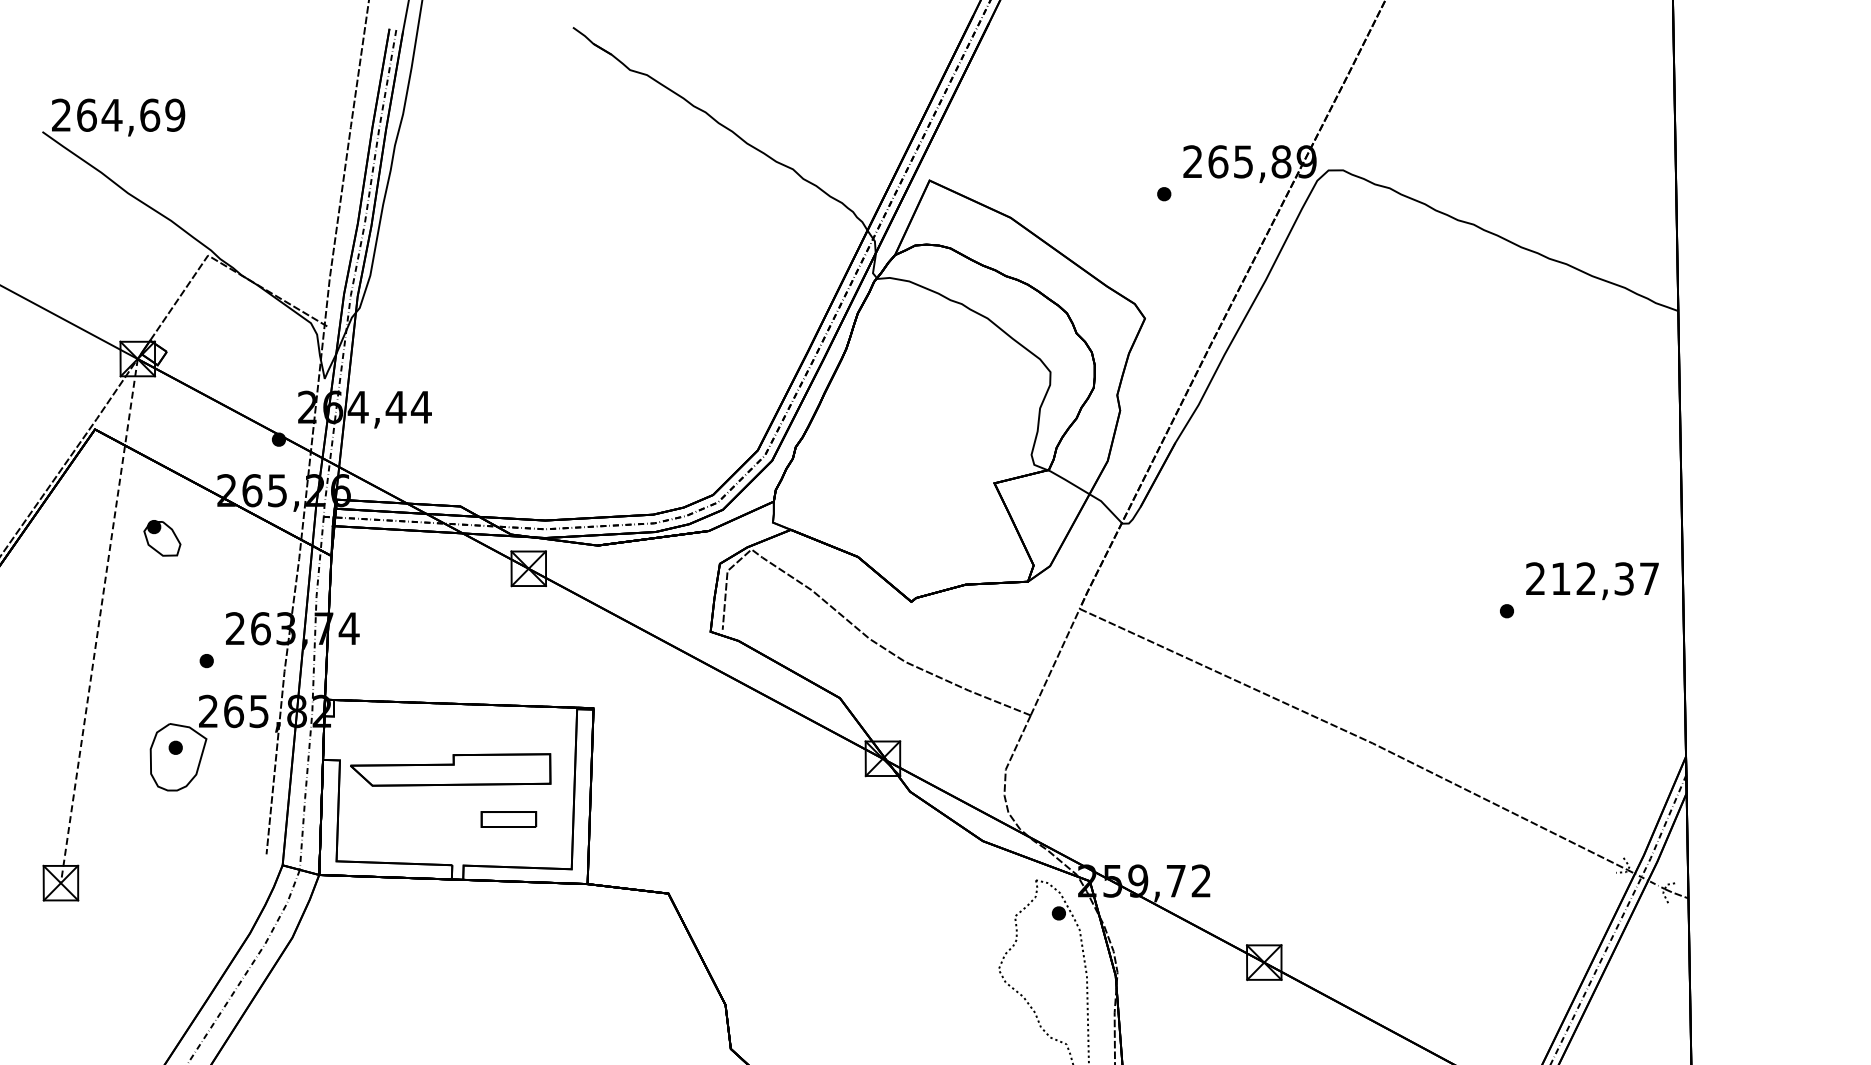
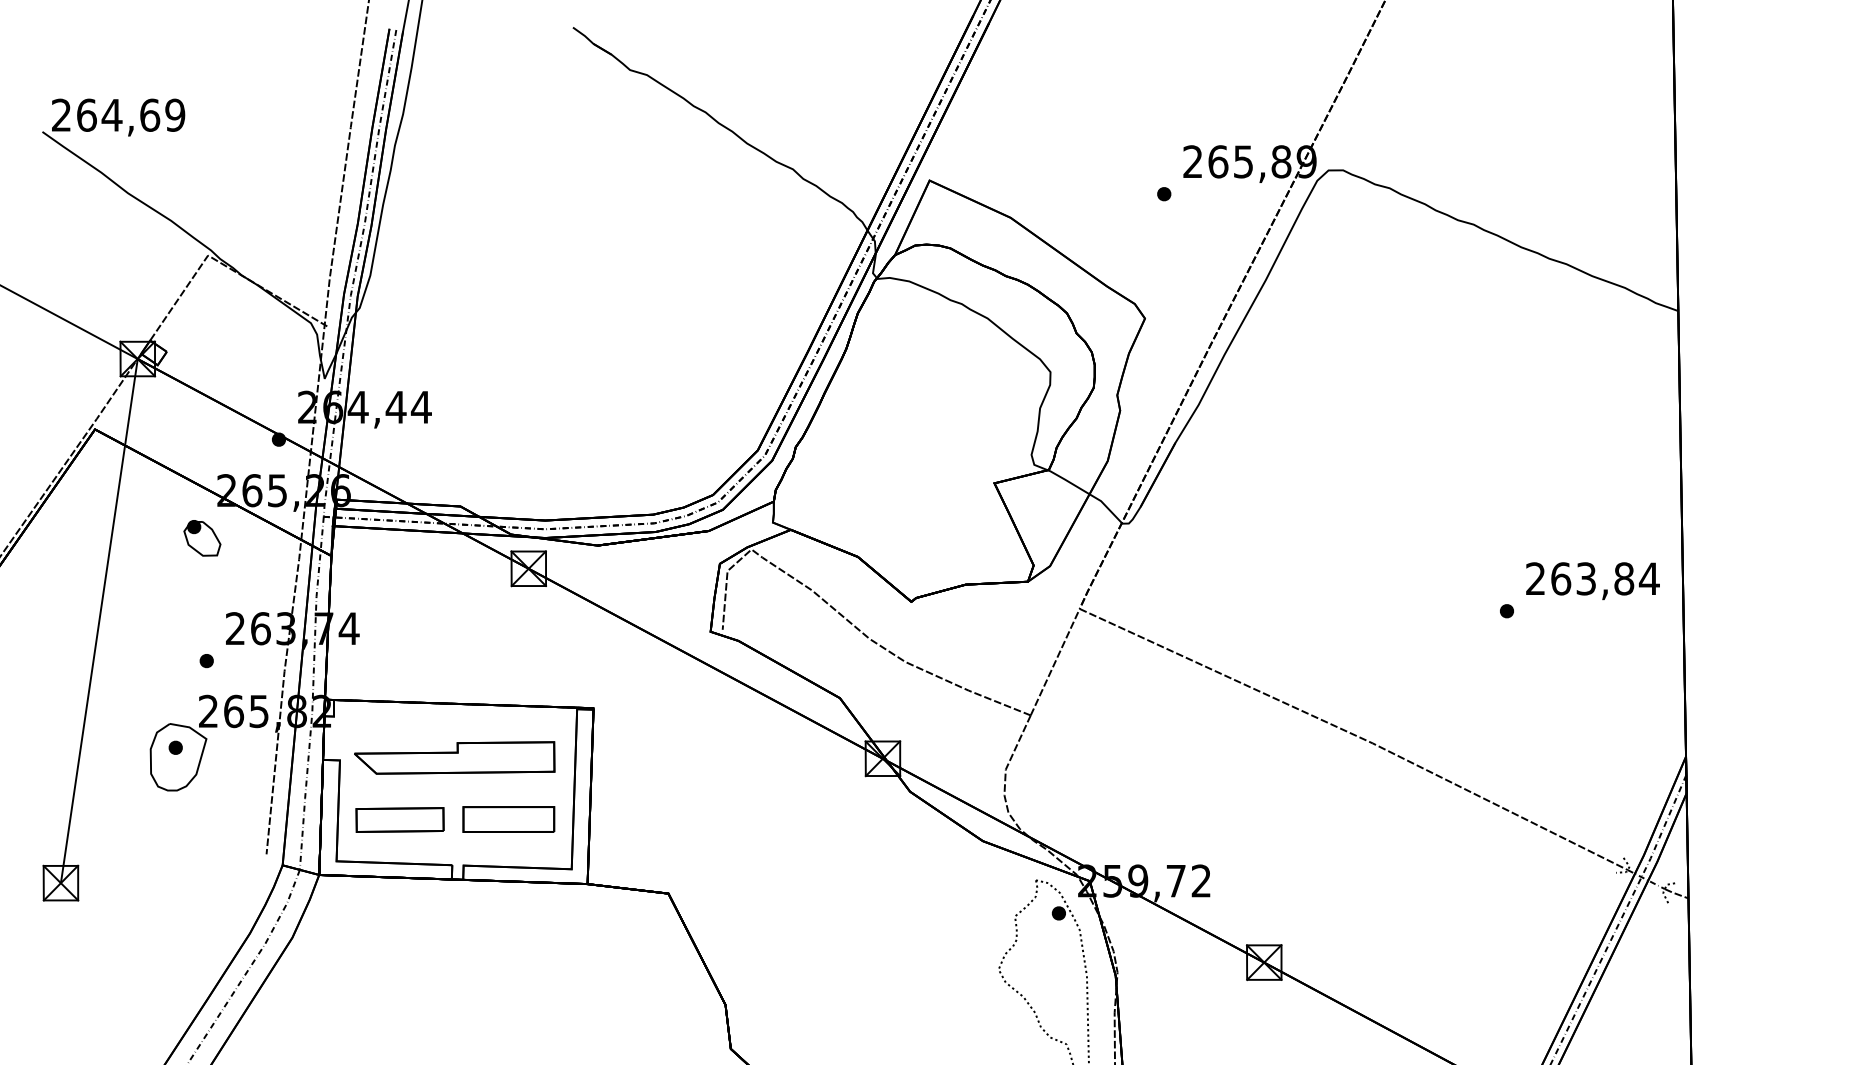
part position: (162, 538) -> (202, 538) (202, 538)
text: 212,37 -> 263,84 (1605, 578)
line: dashed -> solid (99, 621)
part position: (450, 769) -> (454, 757) (454, 757)
part: none -> present (399, 819)
part size: 58x17 px -> 94x27 px (508, 819)
